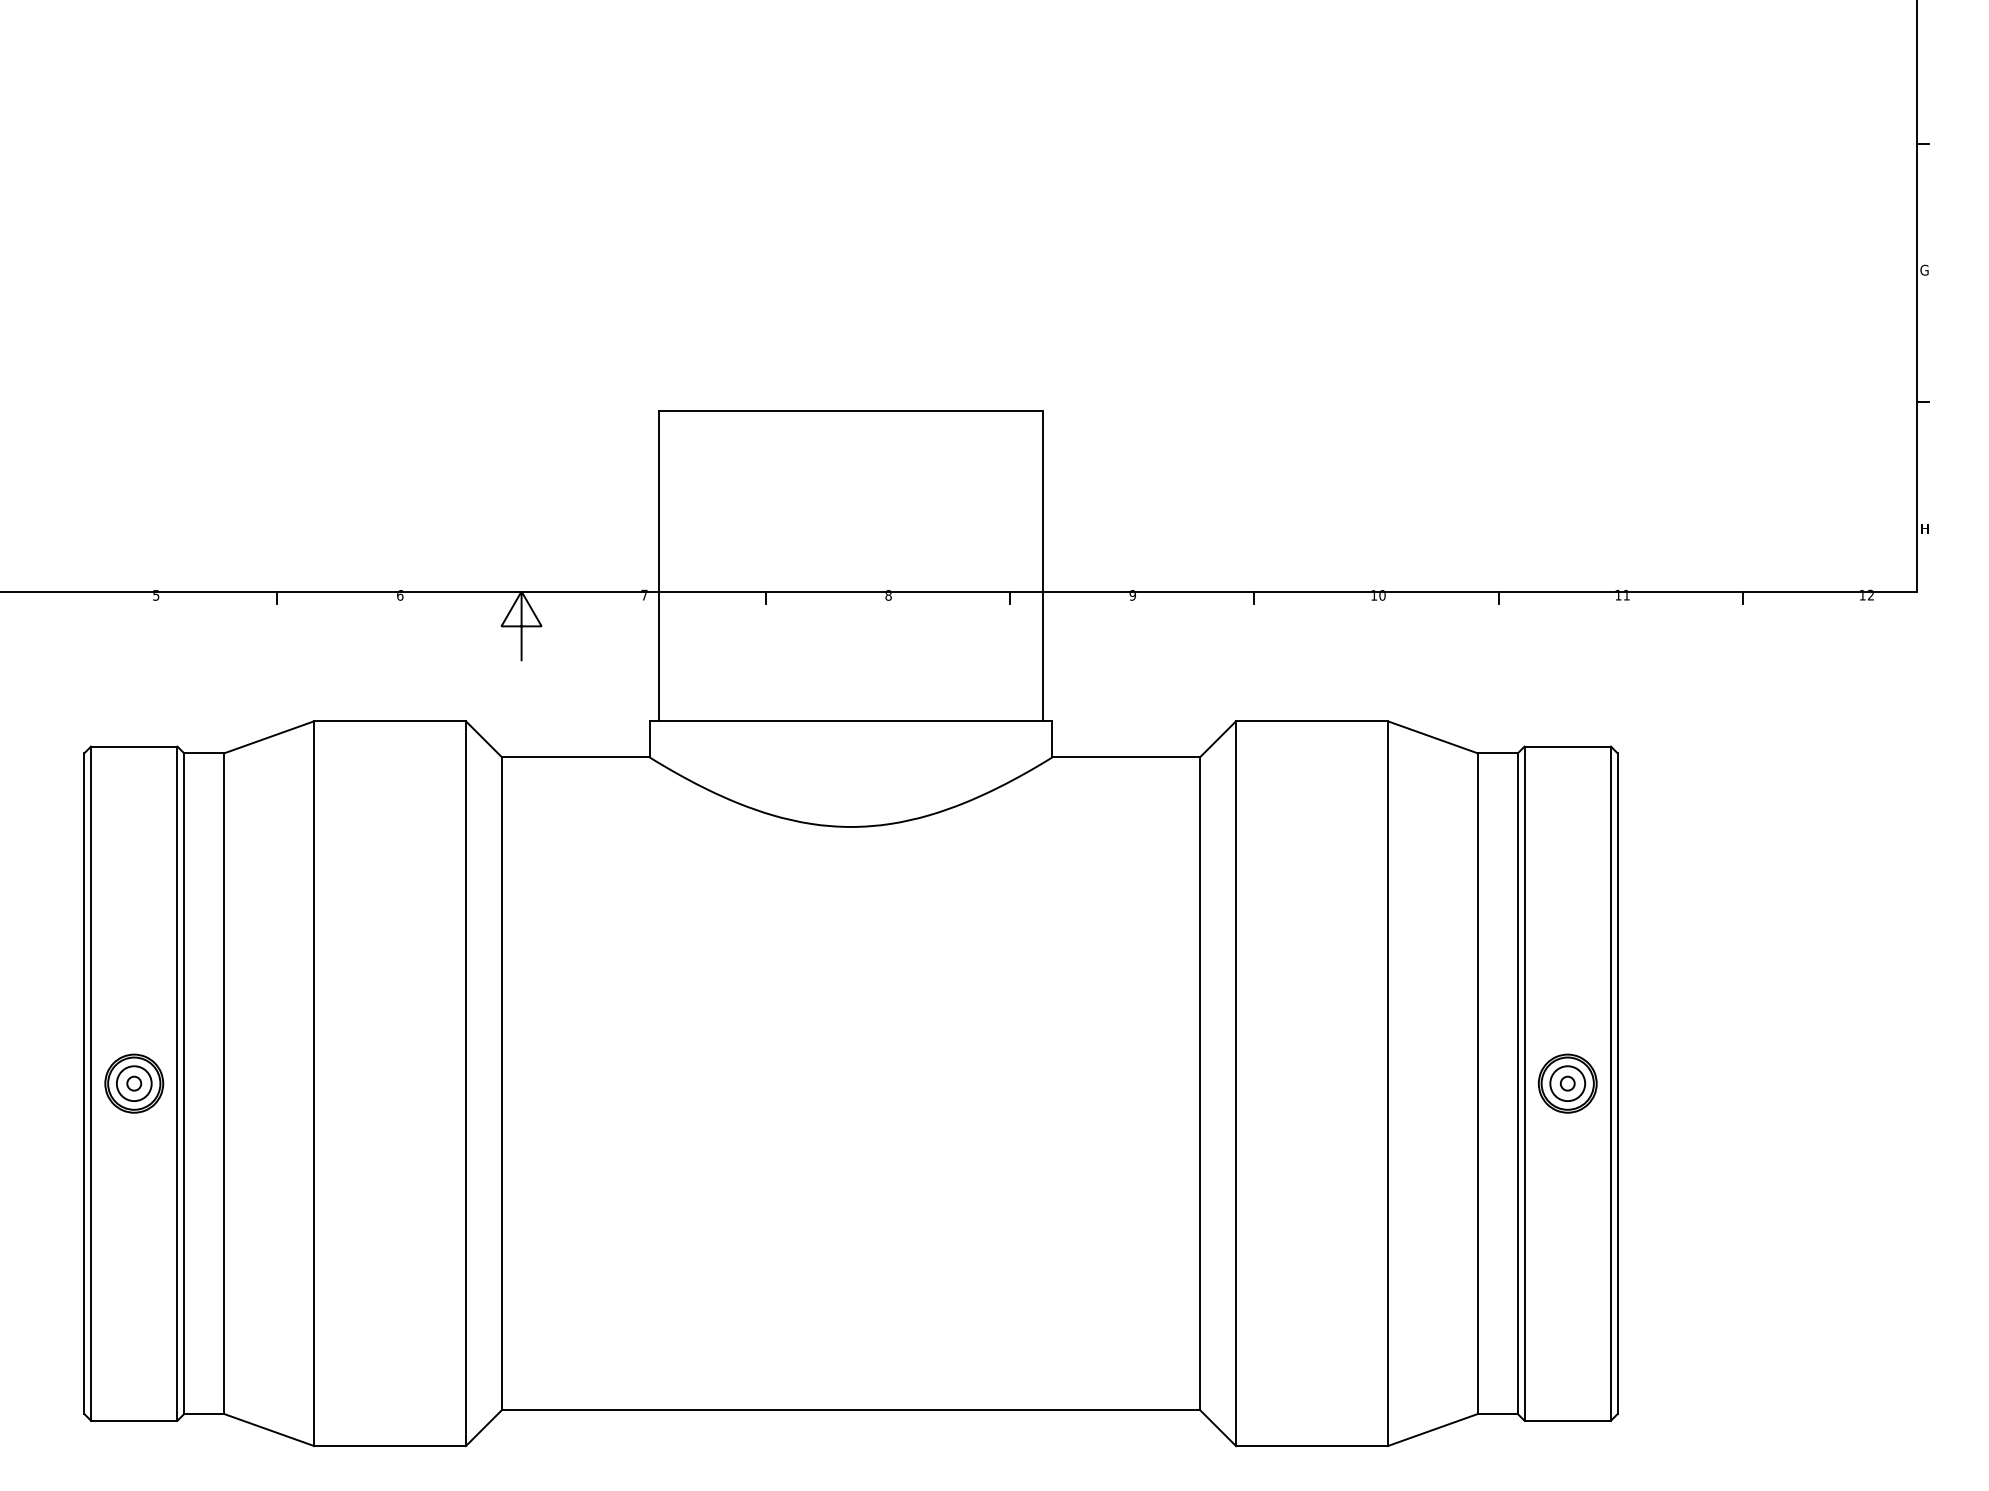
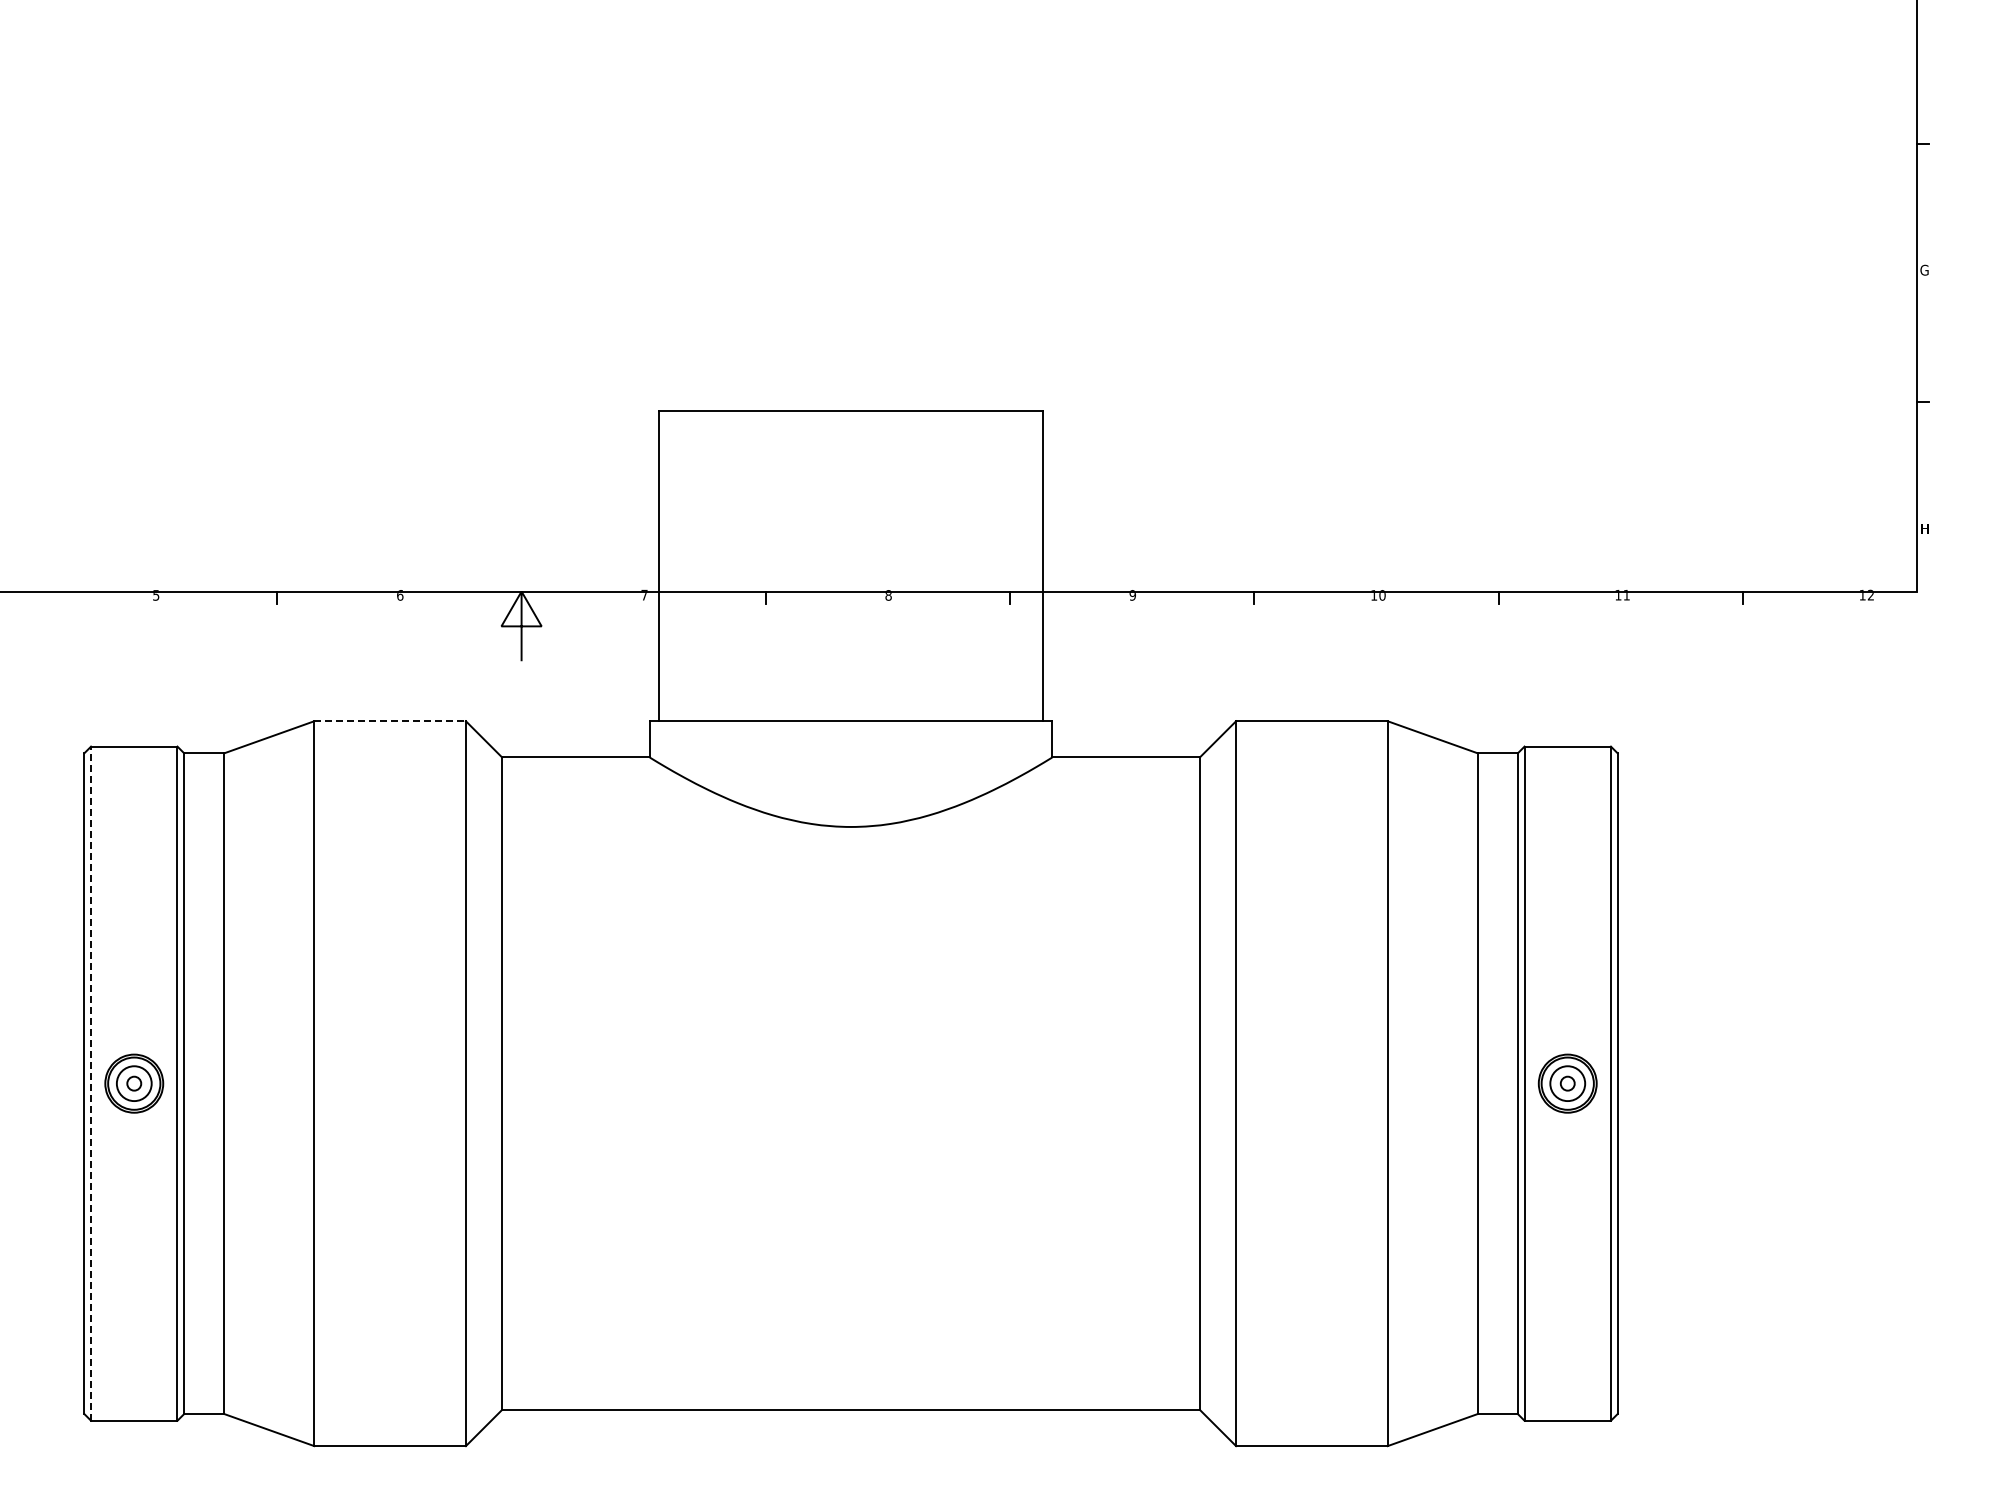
line: solid -> dashed (390, 721)
line: solid -> dashed (91, 1083)
